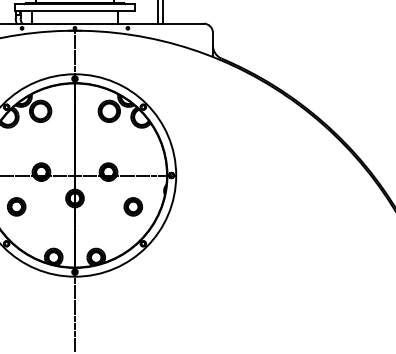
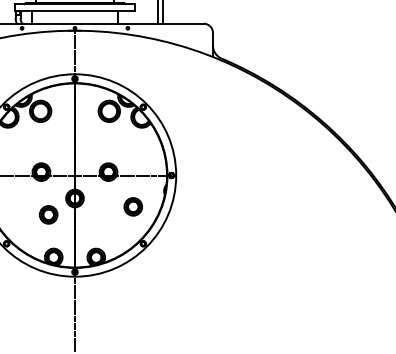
part position: (16, 206) -> (48, 214) (48, 214)
